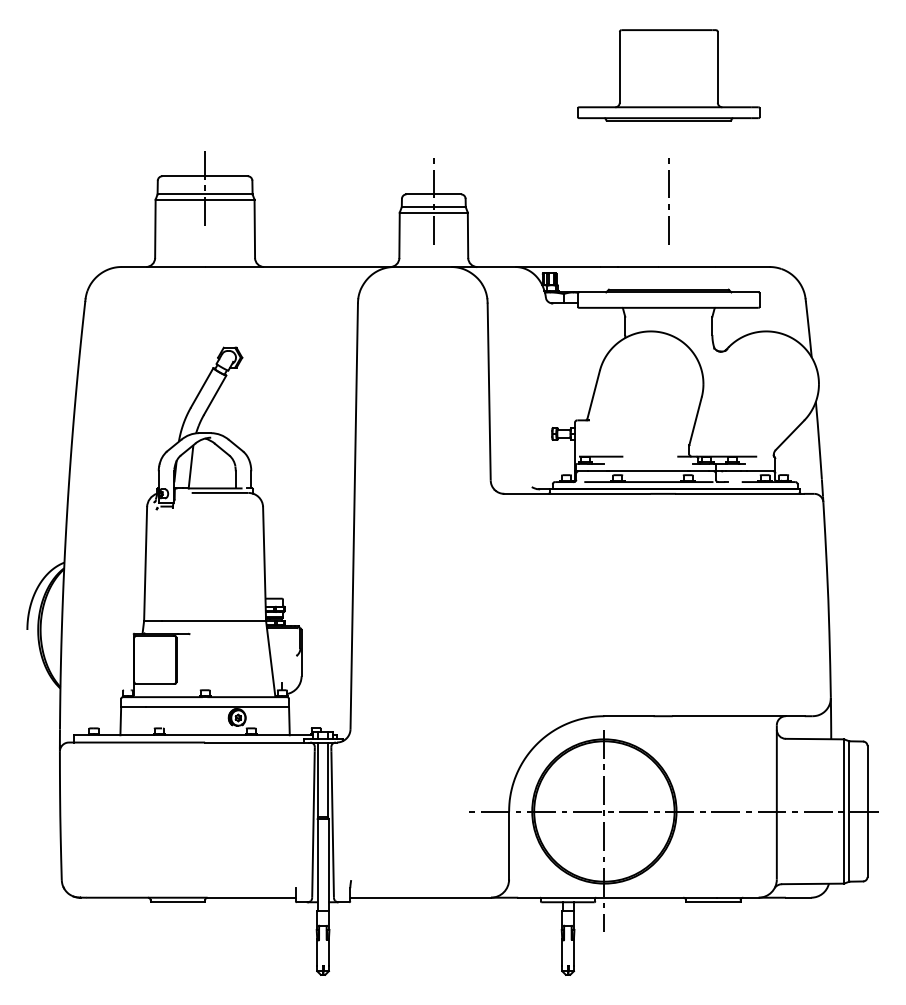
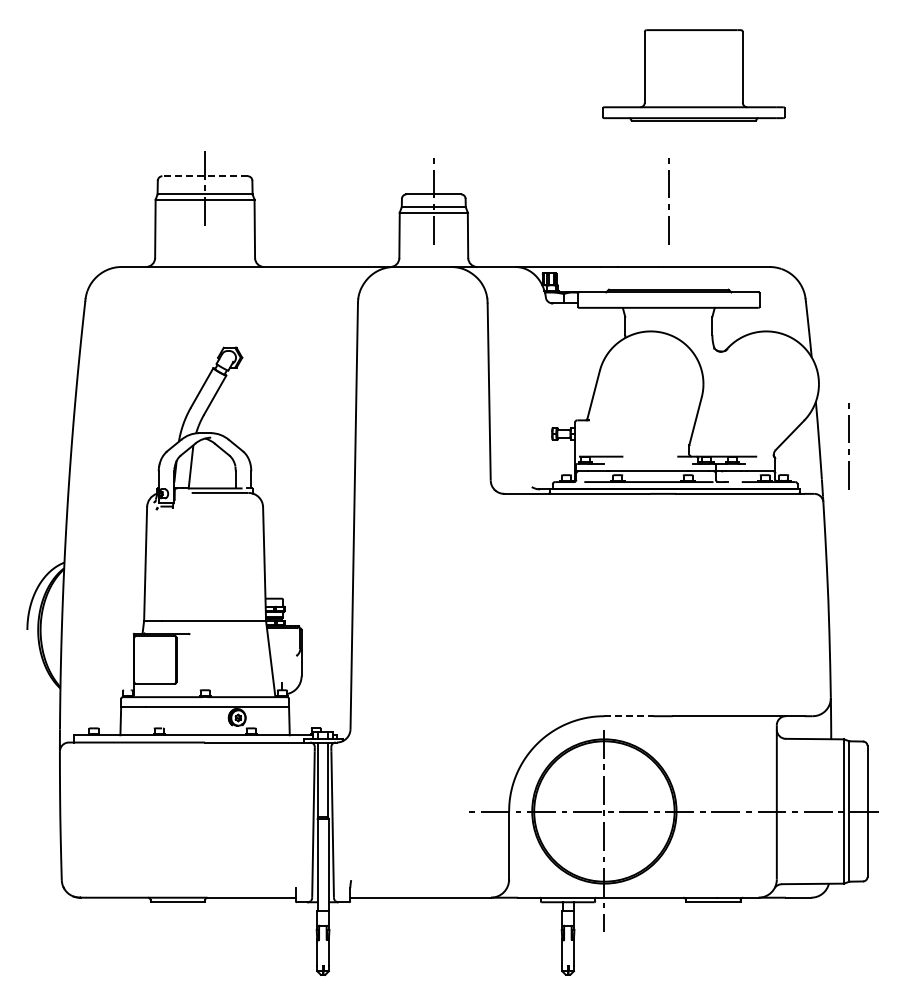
part position: (668, 75) -> (693, 75) (693, 75)
line: solid -> dashed (205, 176)
line: none -> present (848, 449)
line: solid -> dashed (628, 716)
